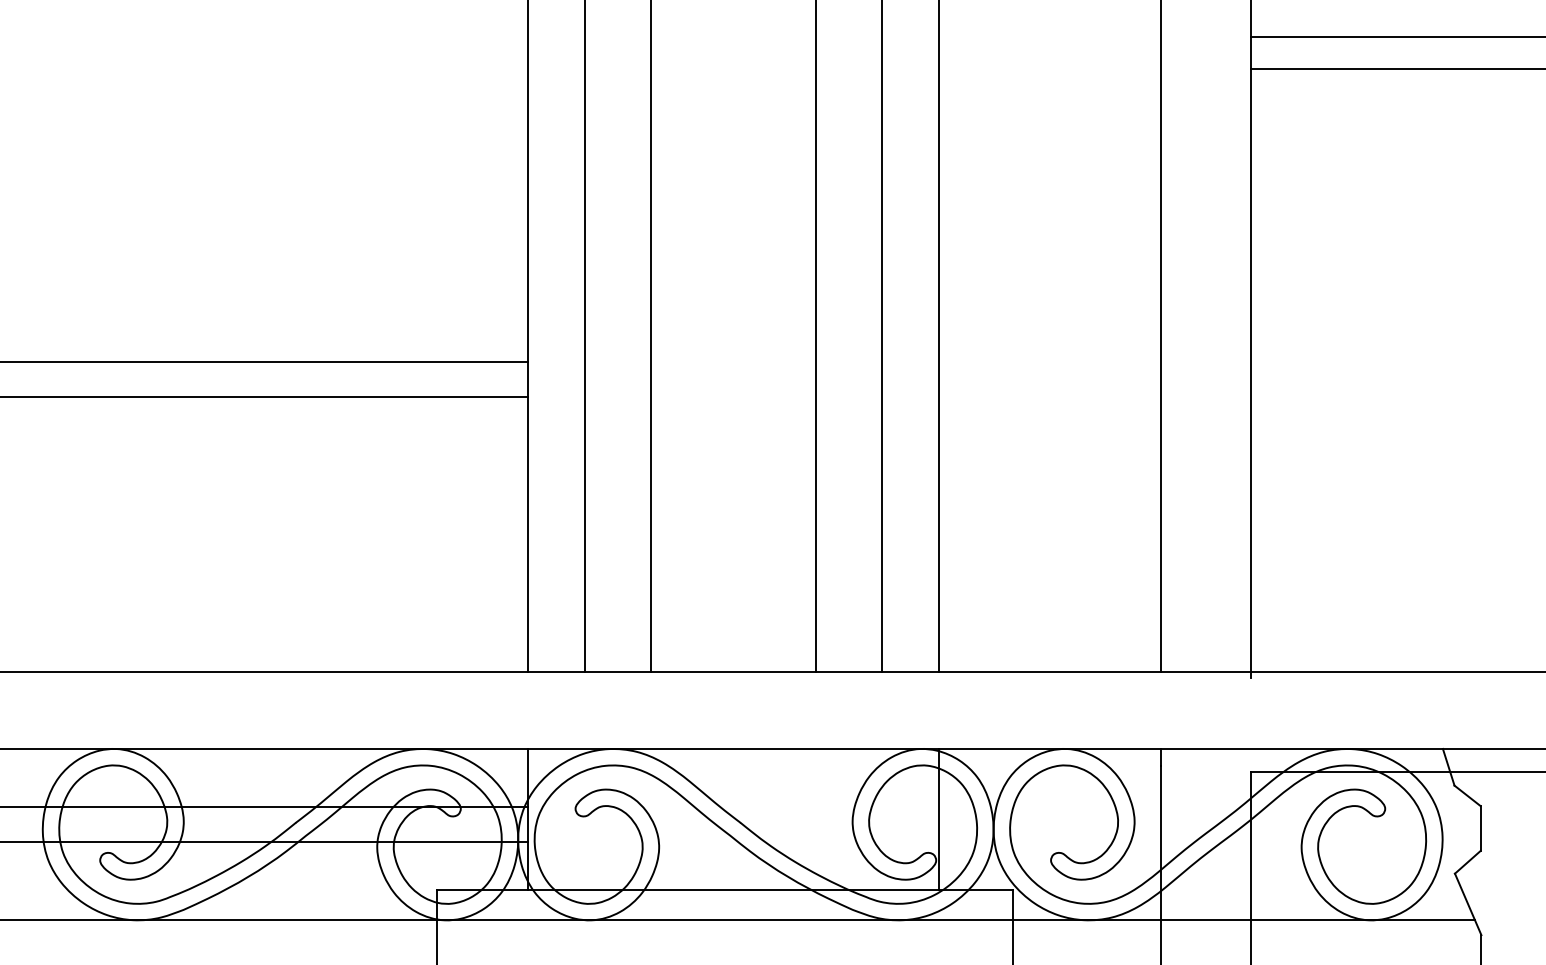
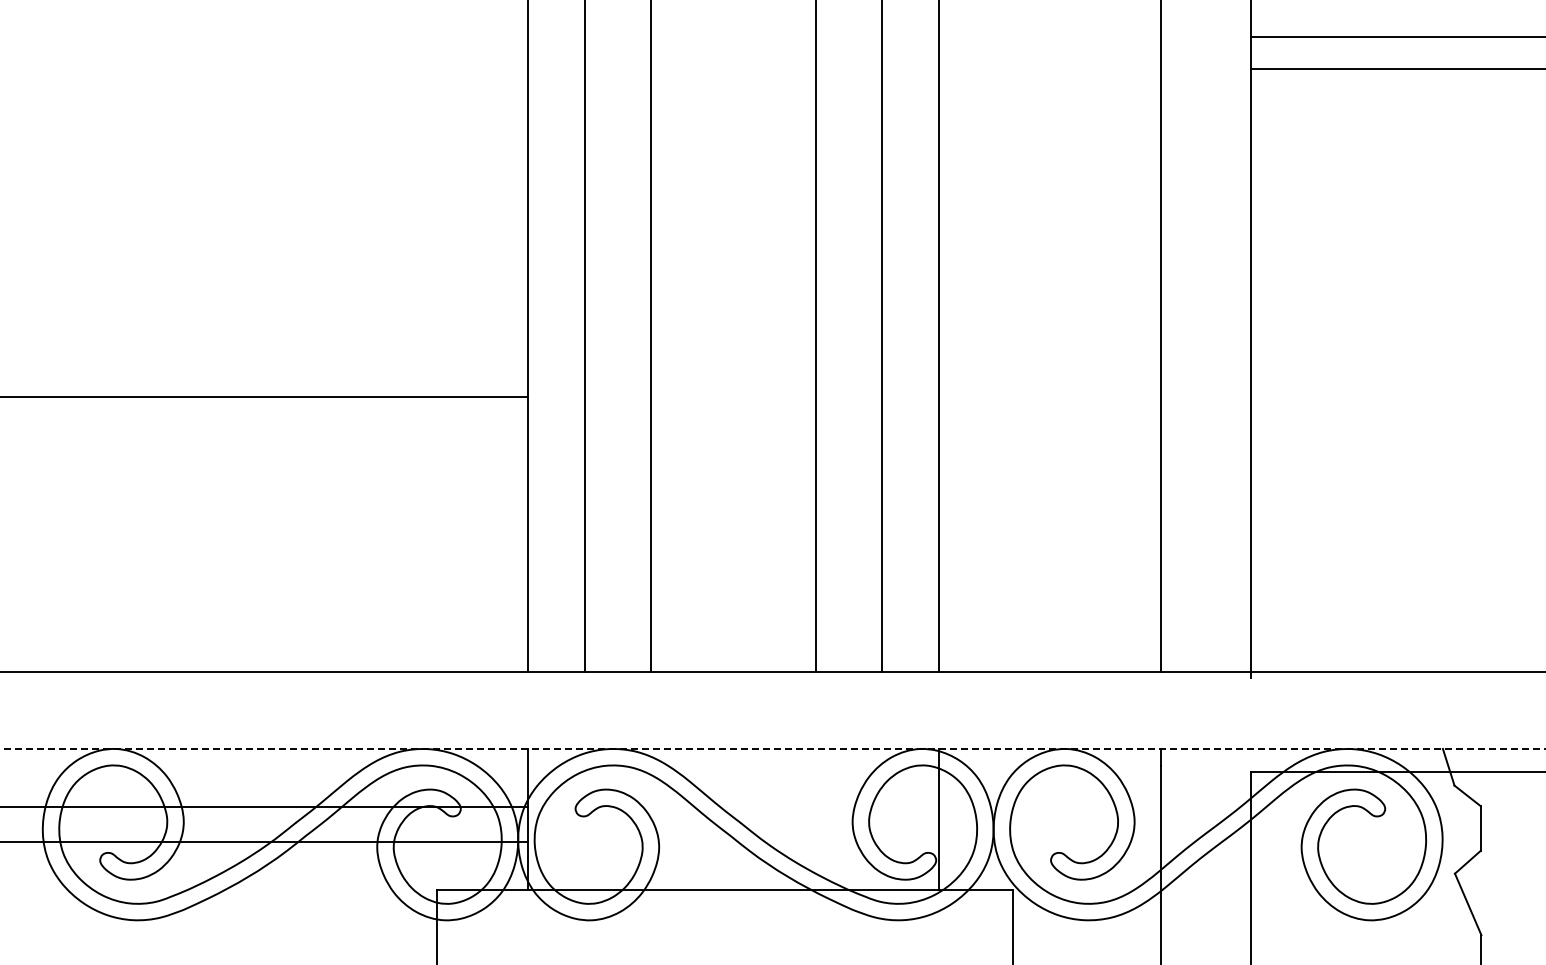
line: present -> none (264, 362)
line: solid -> dashed (773, 748)
line: present -> none (738, 920)
